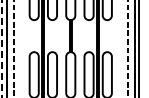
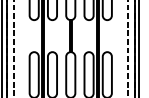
line: dashed -> solid (2, 49)
